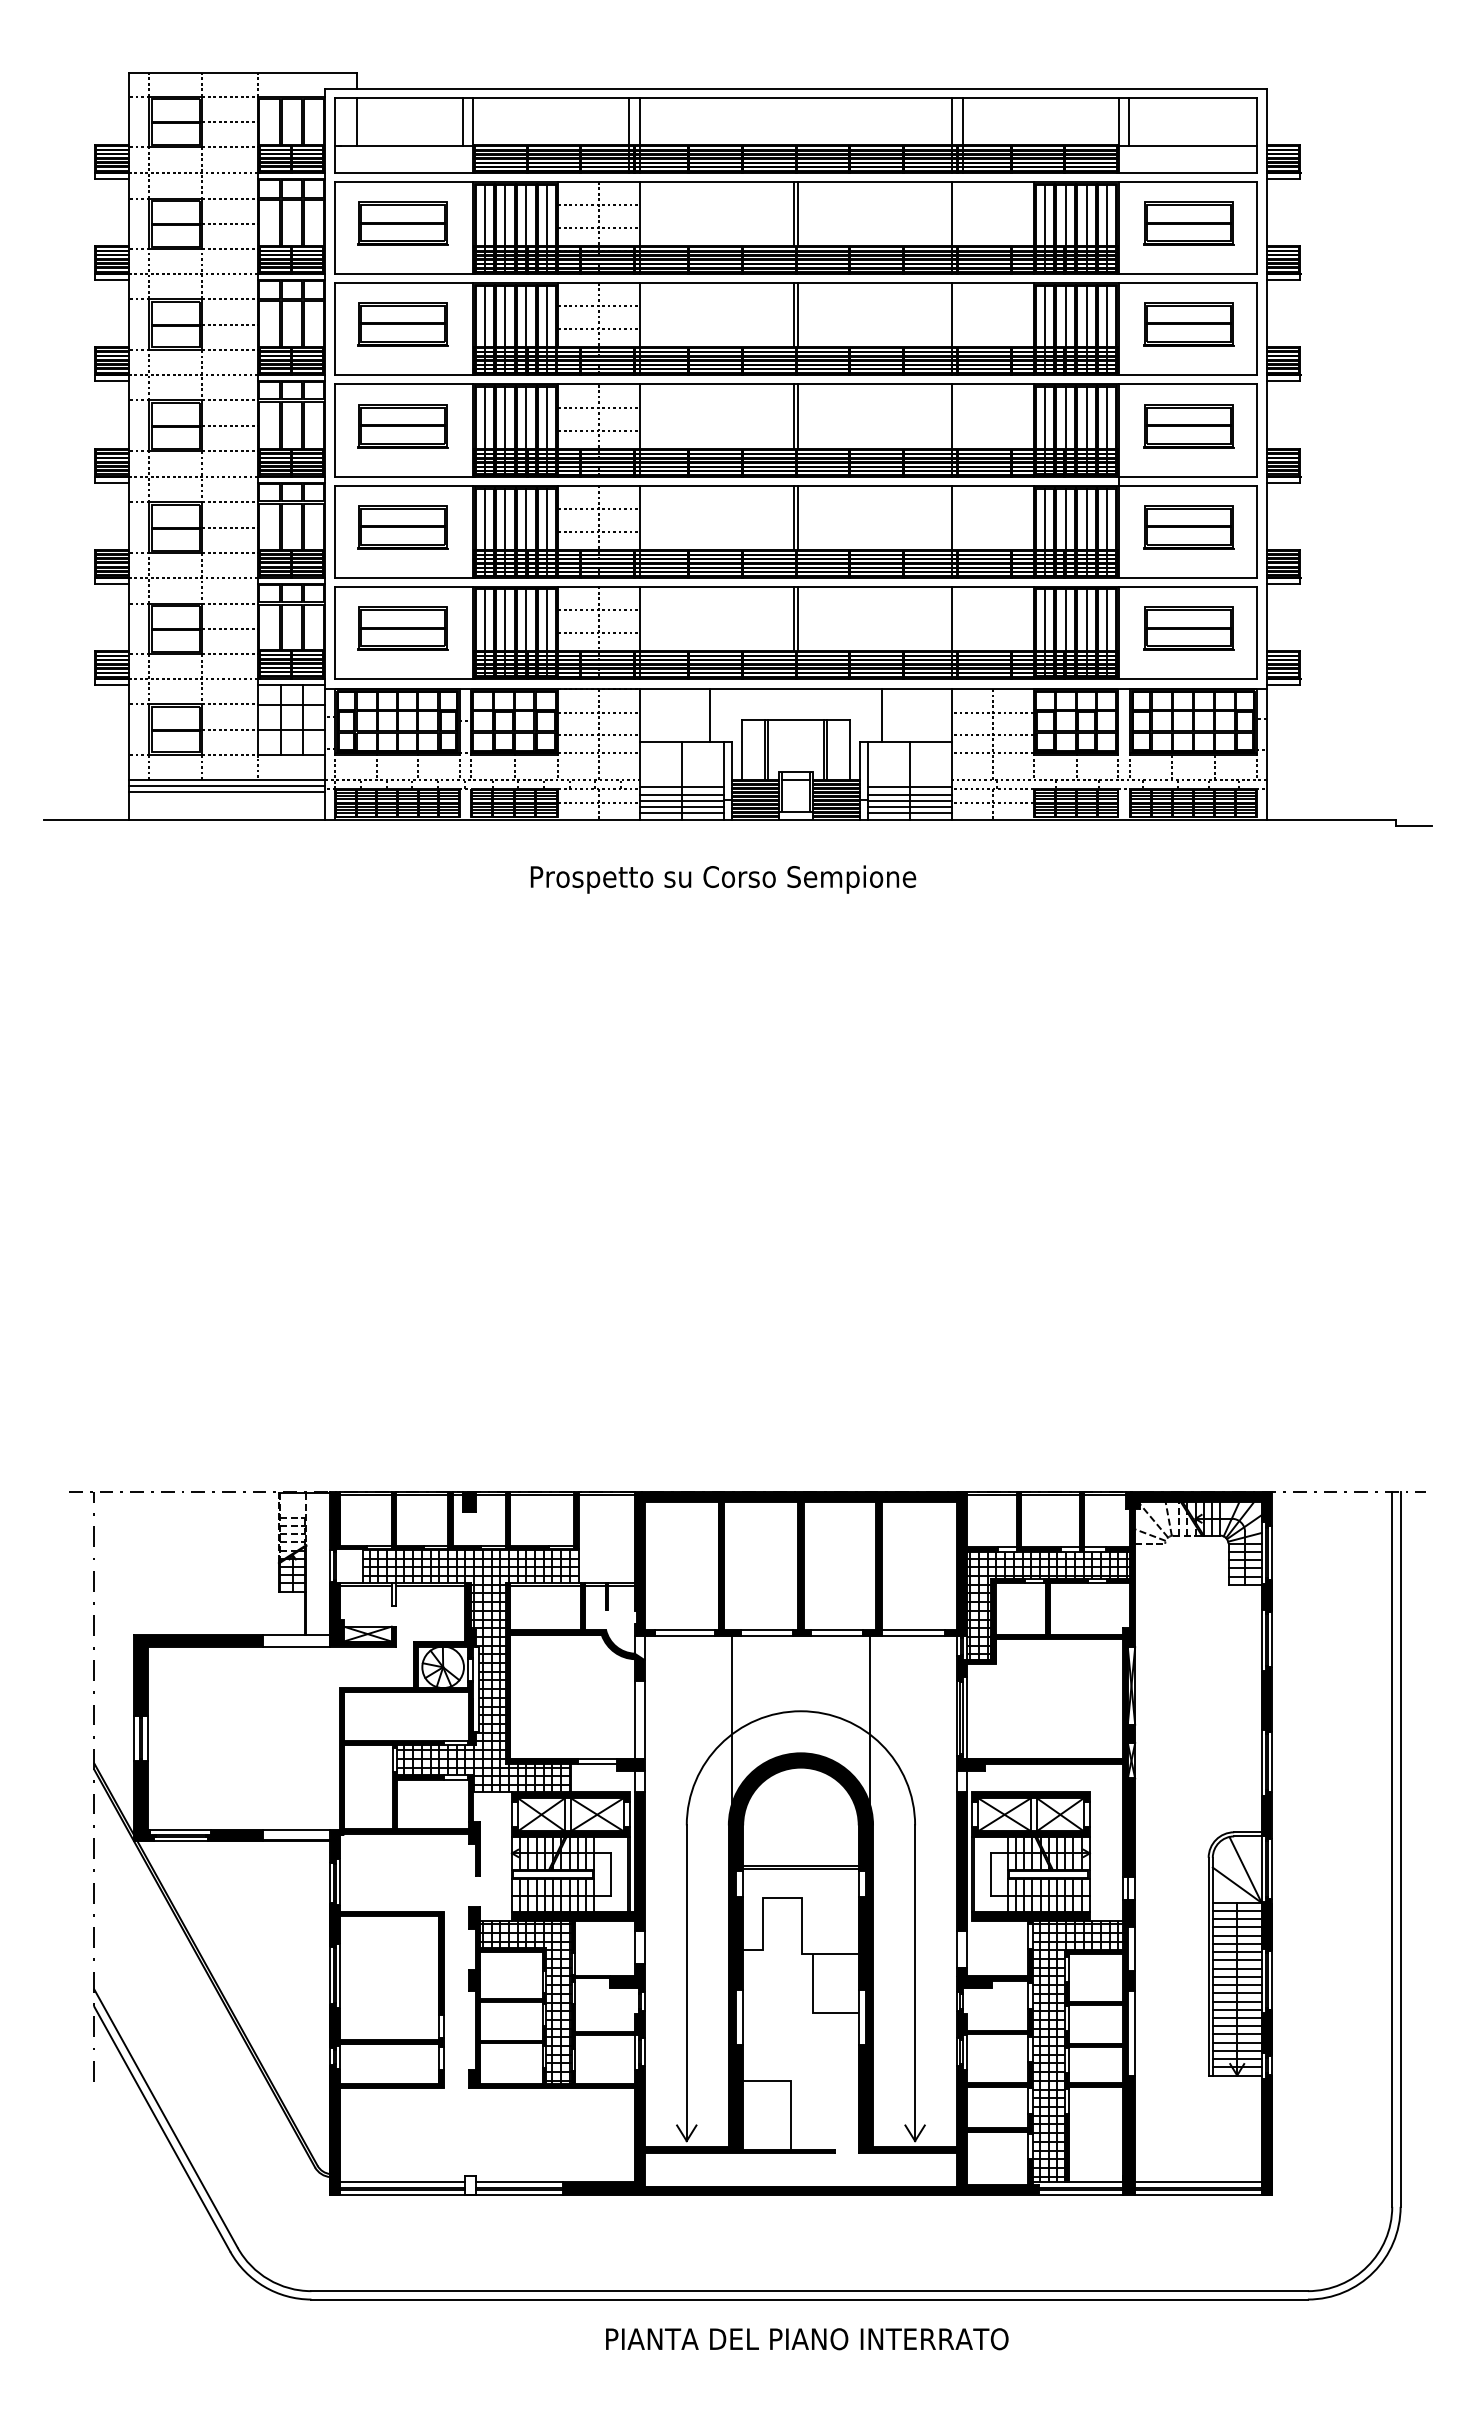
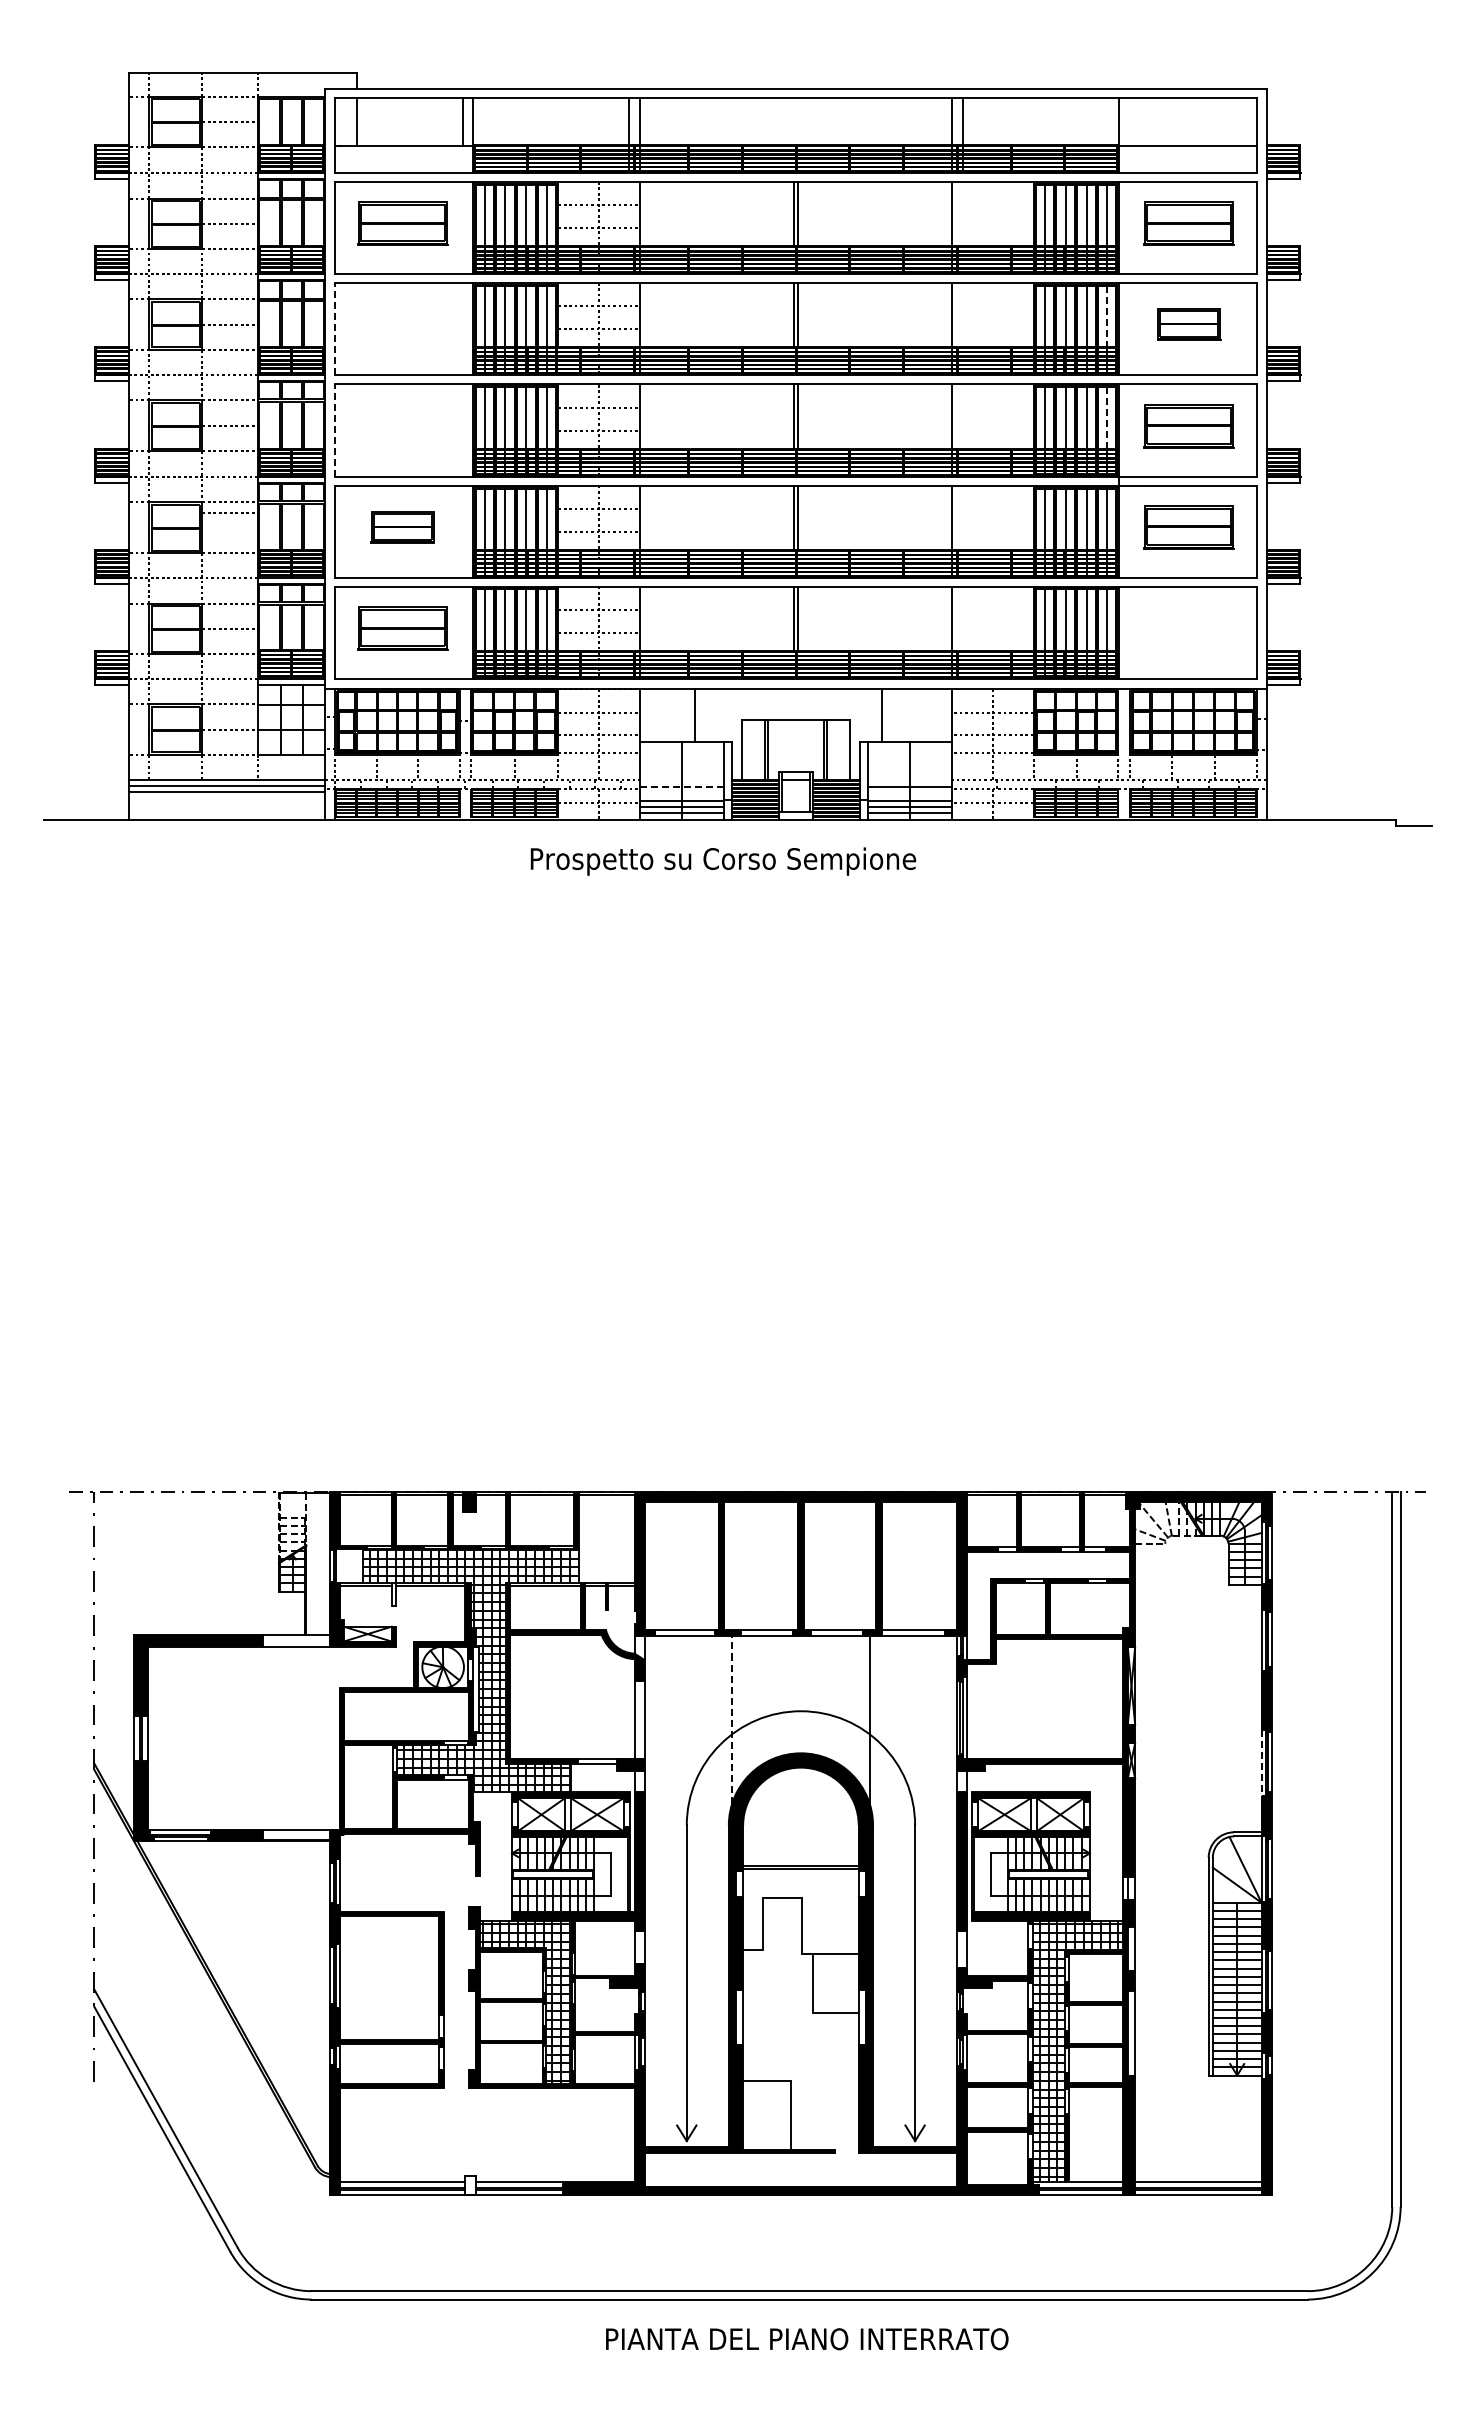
line: present -> none (1129, 121)
line: solid -> dashed (1107, 316)
part: present -> none (402, 324)
part size: 92x45 px -> 65x33 px (1189, 324)
line: solid -> dashed (335, 328)
line: solid -> dashed (1107, 418)
part: present -> none (402, 426)
line: solid -> dashed (335, 430)
line position: (229, 527) -> (229, 512) (229, 512)
part size: 92x45 px -> 65x33 px (402, 527)
part: present -> none (1188, 628)
line position: (710, 715) -> (695, 715) (695, 715)
line: solid -> dashed (682, 787)
line: present -> none (681, 795)
line: present -> none (910, 795)
text position: (723, 879) -> (723, 861) (723, 861)
hatch: present -> none (1048, 1605)
line: solid -> dashed (732, 1719)
line: solid -> dashed (1261, 1762)
